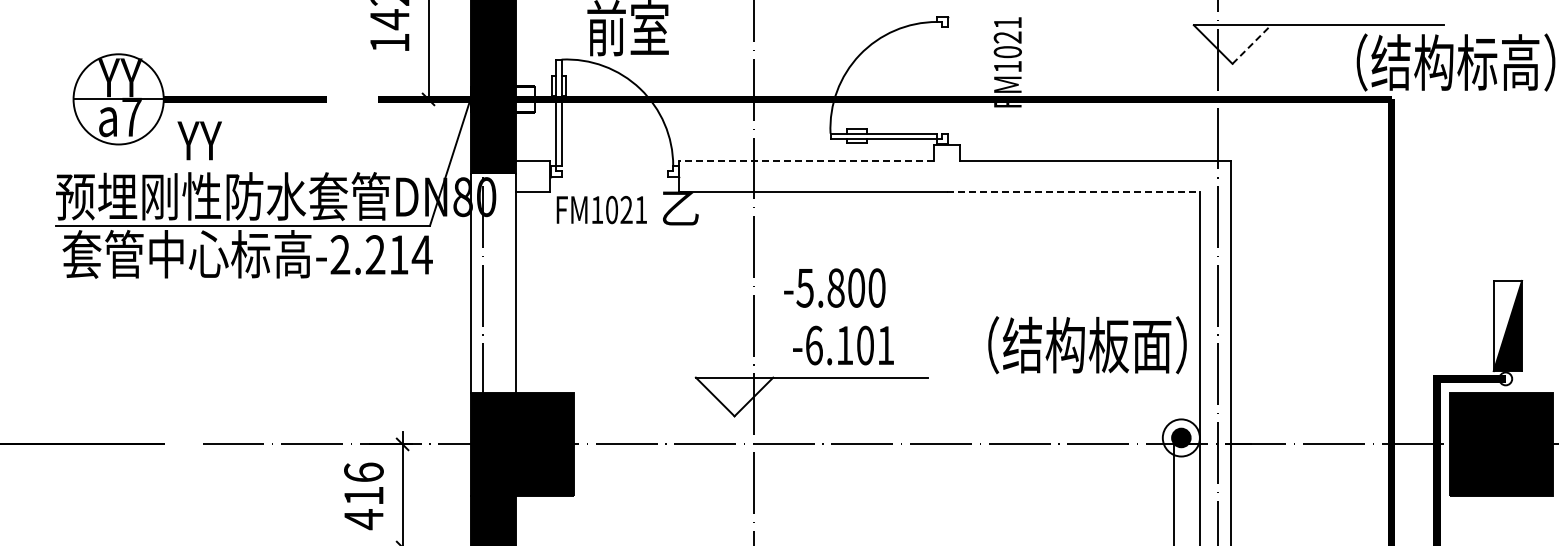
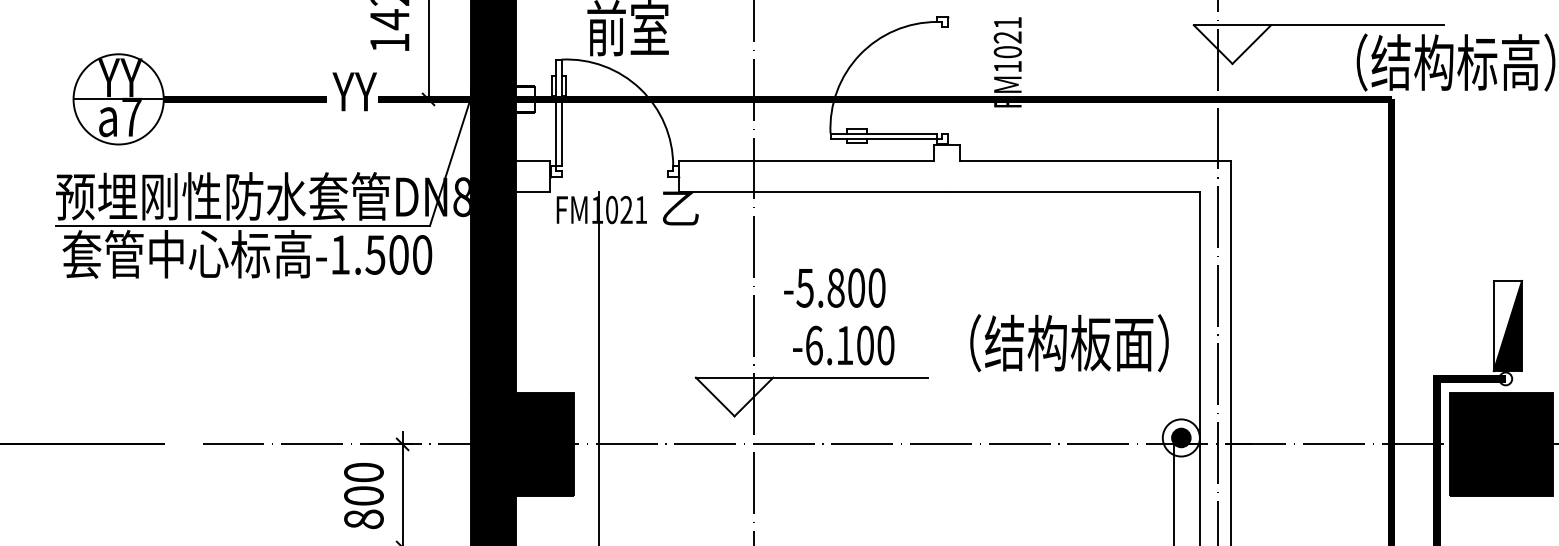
line: dashed -> solid (1252, 44)
text position: (199, 140) -> (354, 91) (354, 91)
line: dashed -> solid (806, 160)
line: dashed -> solid (1074, 191)
text: -2.214 -> -1.500 (381, 254)
fill: none -> present (492, 282)
text: -6.101 -> -6.100 (885, 345)
text position: (1087, 345) -> (1069, 343) (1069, 343)
line: none -> present (599, 366)
text: 416 -> 800 (363, 496)
